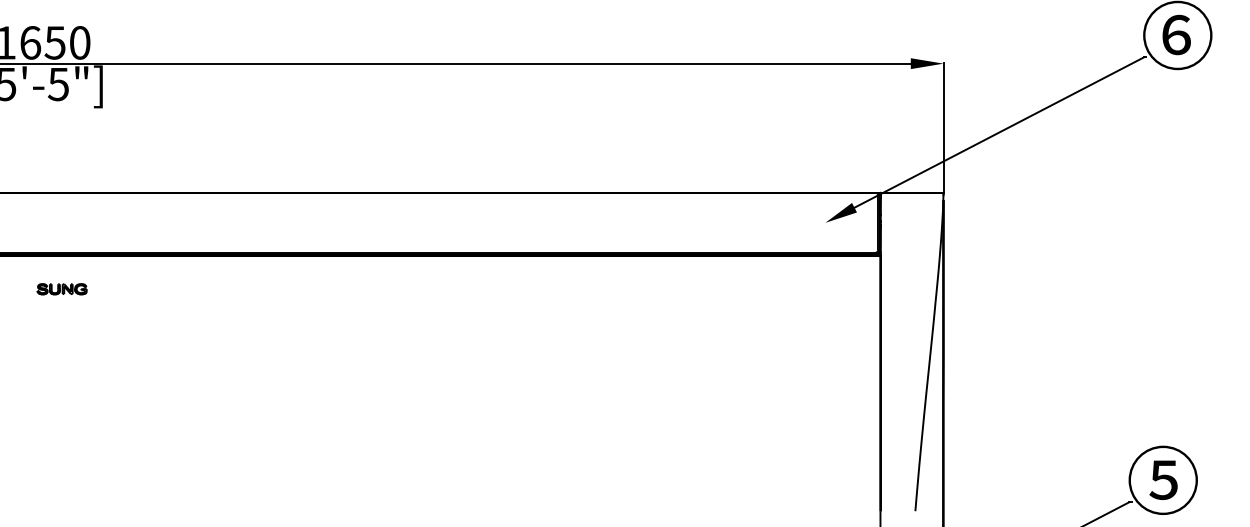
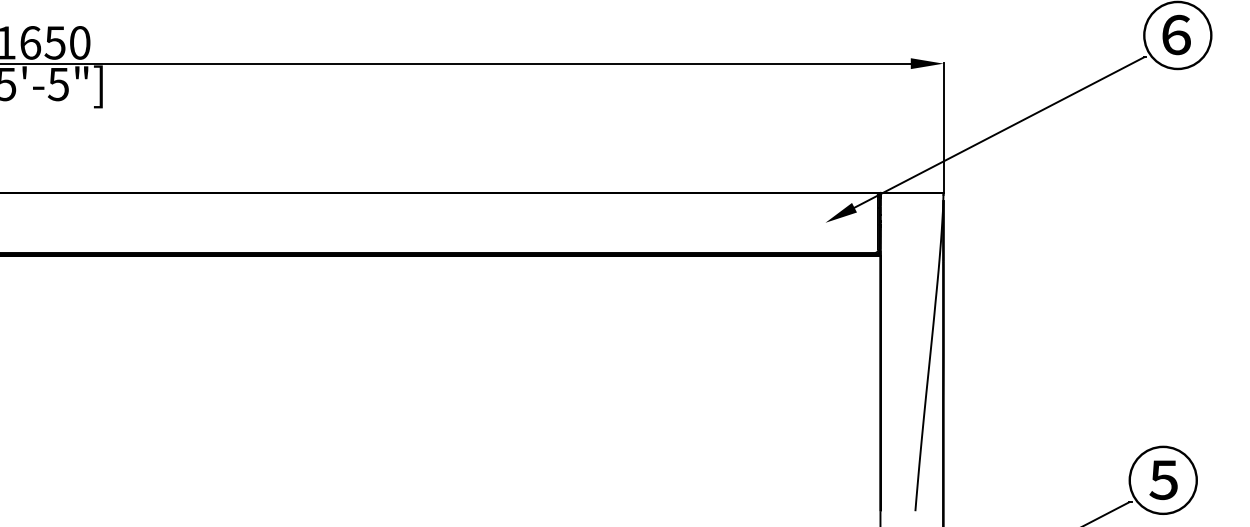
part: present -> none (61, 289)
